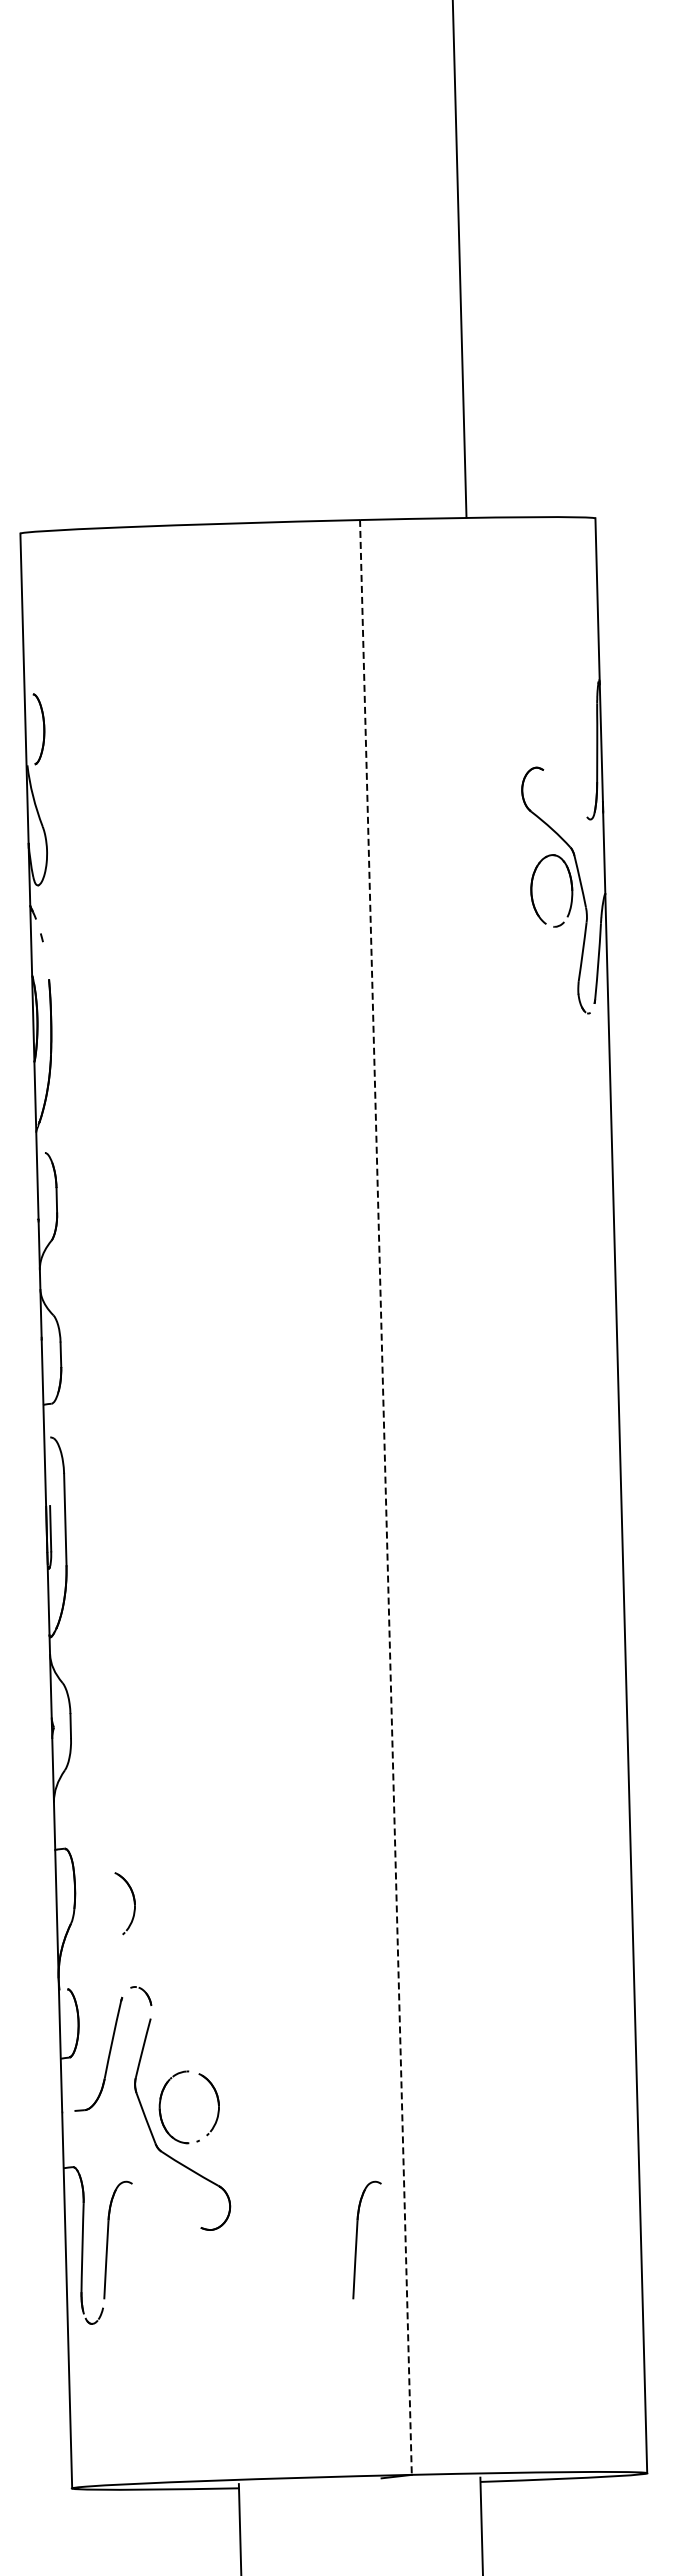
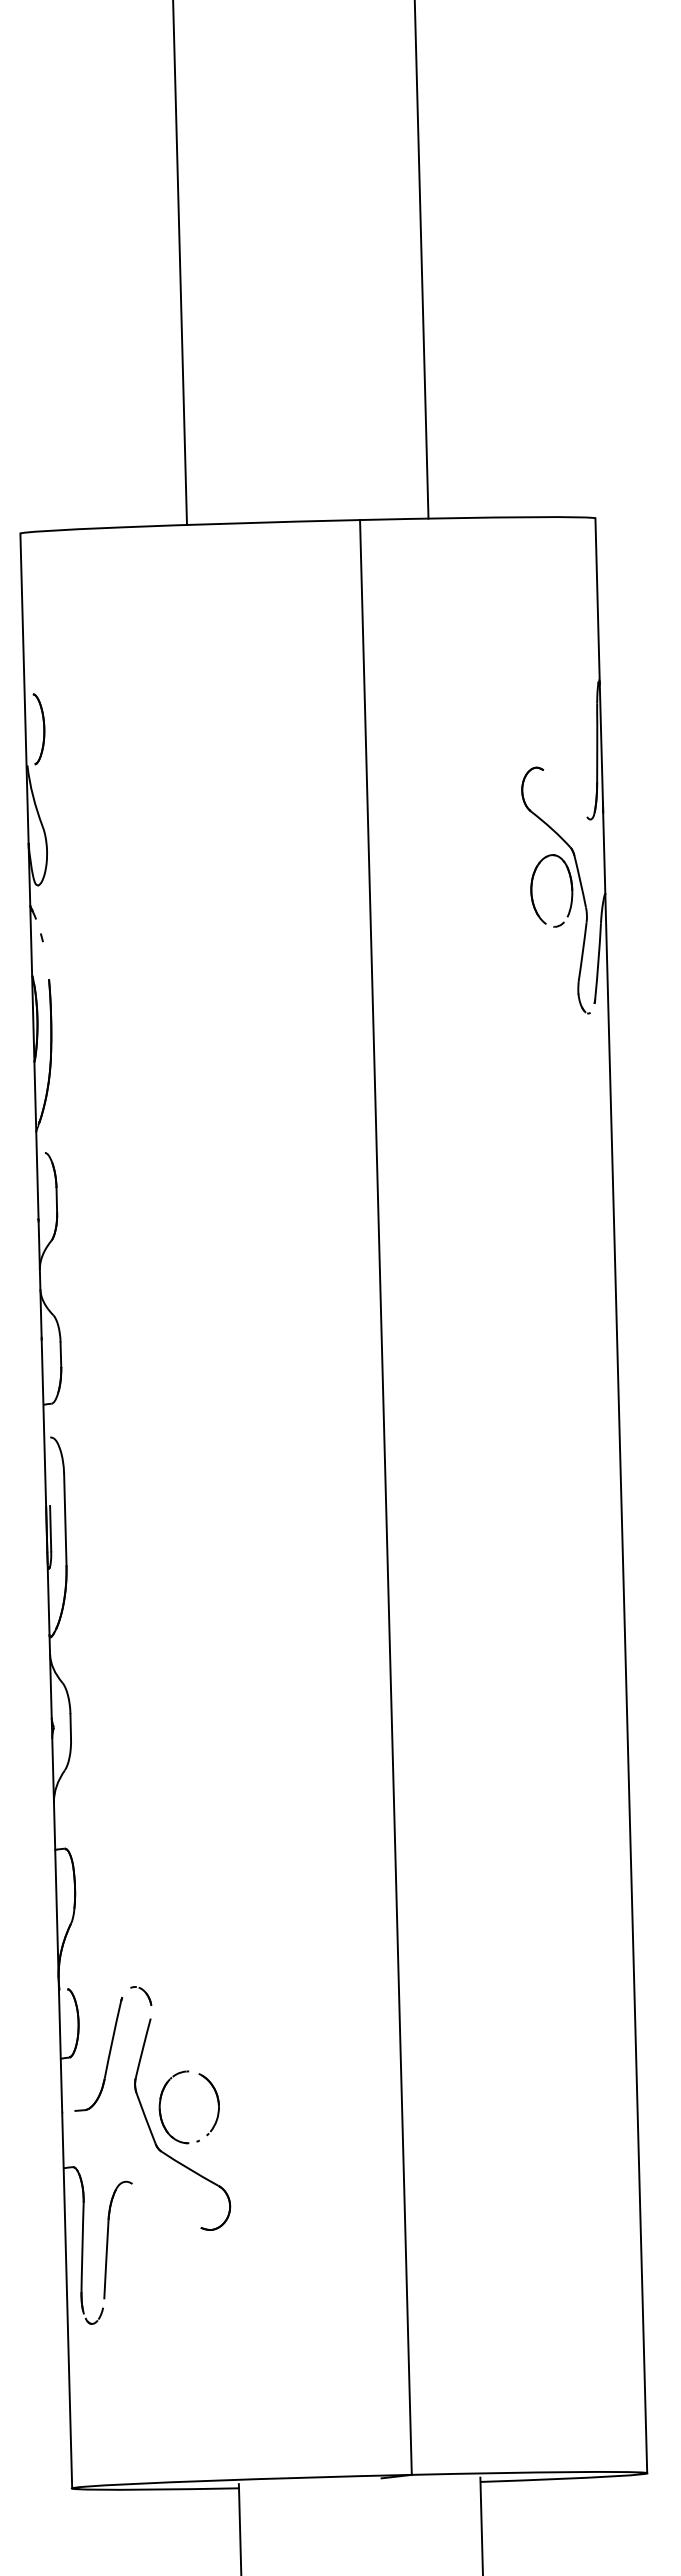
line position: (459, 259) -> (421, 260) (421, 260)
line: none -> present (180, 263)
line: dashed -> solid (385, 1497)
part: present -> none (133, 1903)
part: present -> none (357, 2239)
